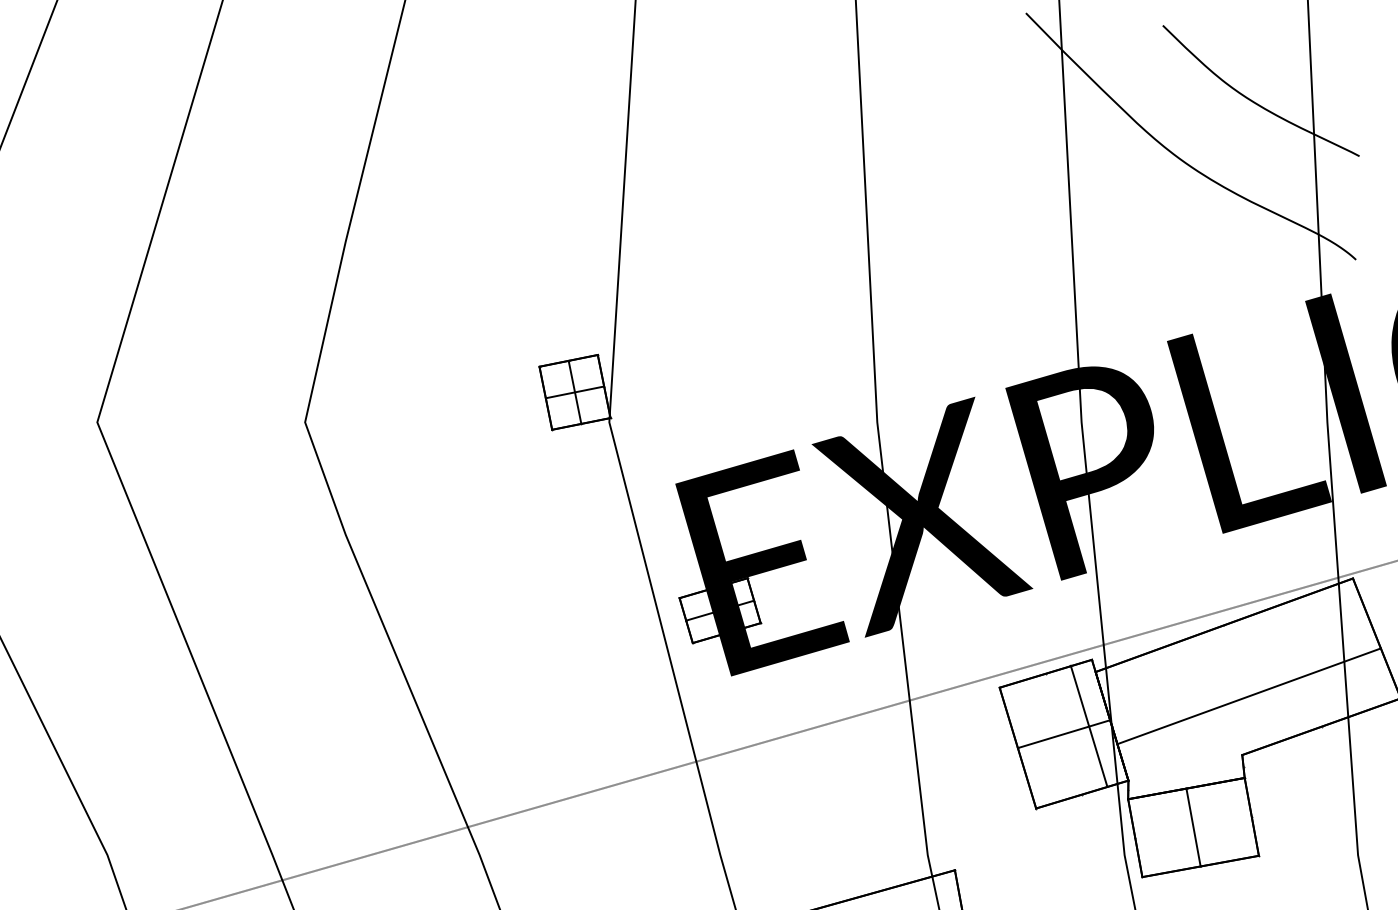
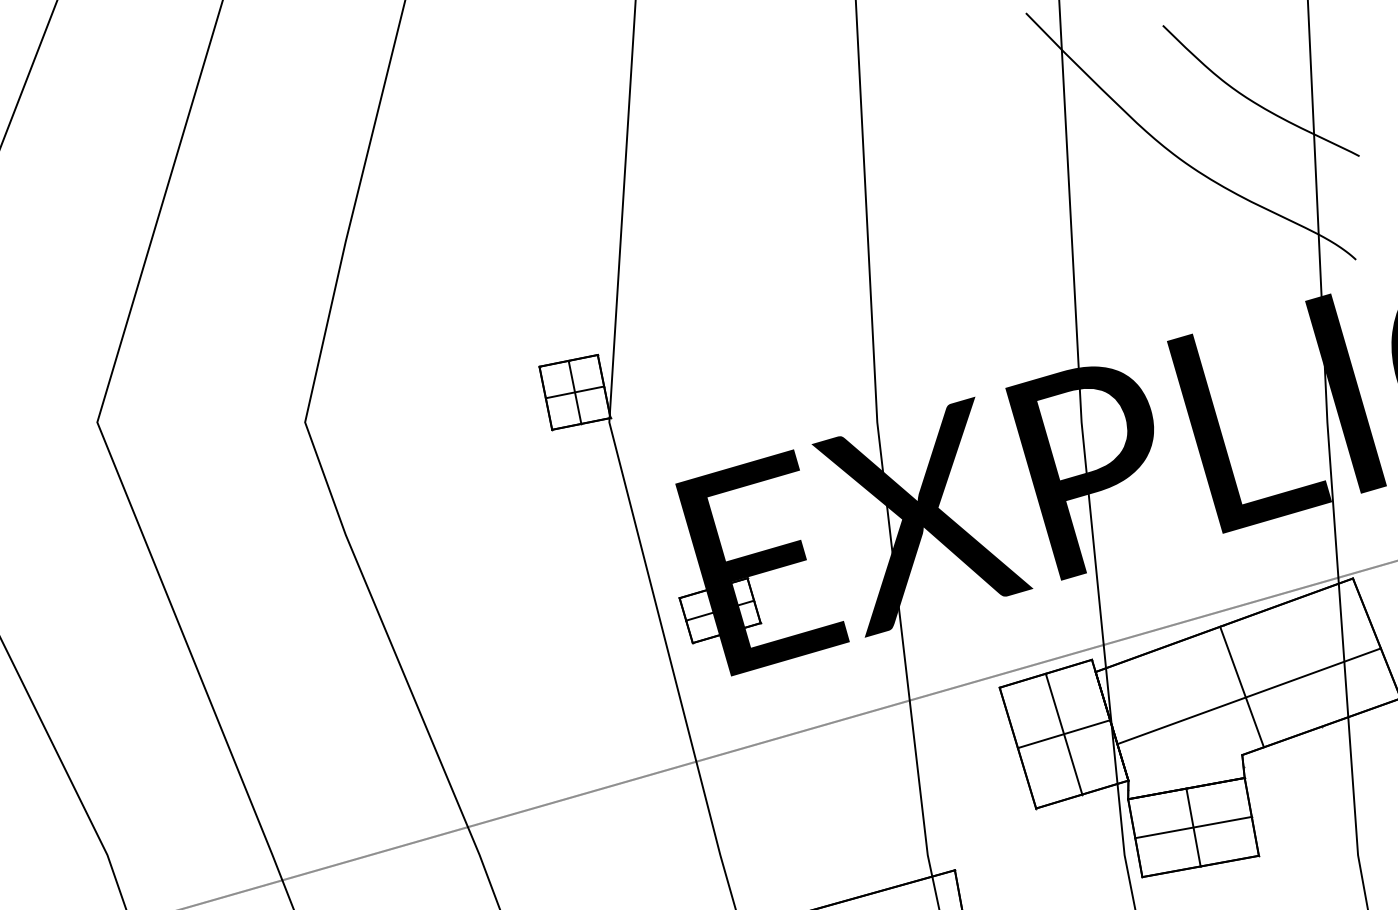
line: none -> present (1241, 686)
line position: (1088, 725) -> (1063, 733) (1063, 733)
line: none -> present (1193, 827)
